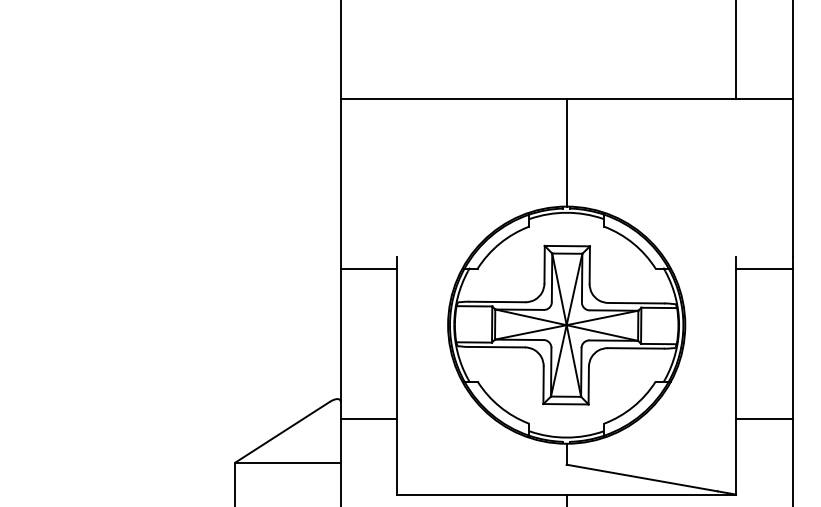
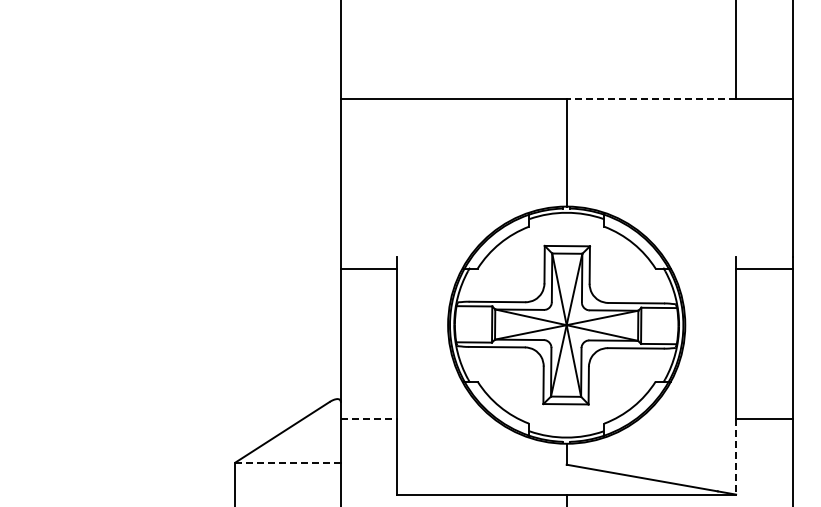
line: solid -> dashed (651, 99)
line: solid -> dashed (369, 419)
line: solid -> dashed (736, 456)
line: solid -> dashed (288, 462)
